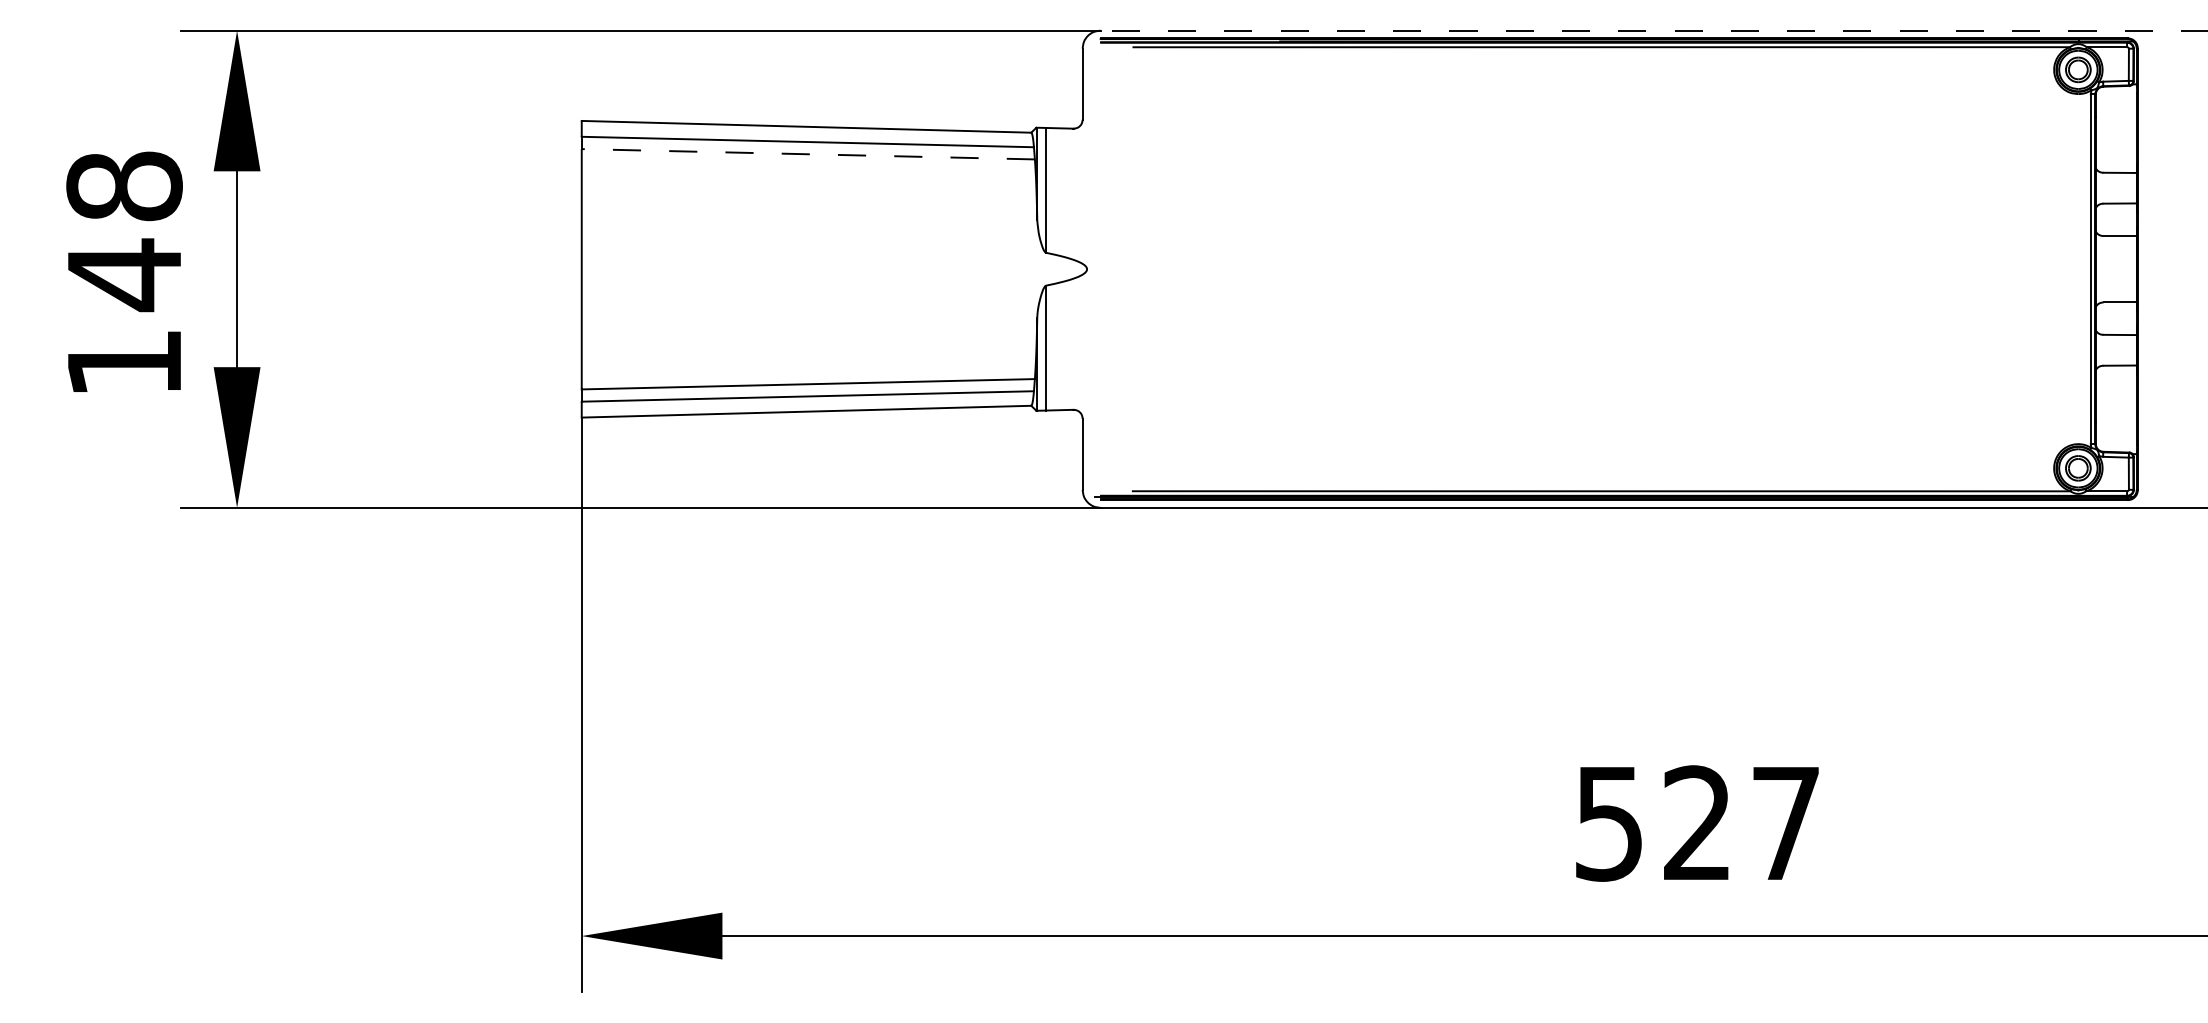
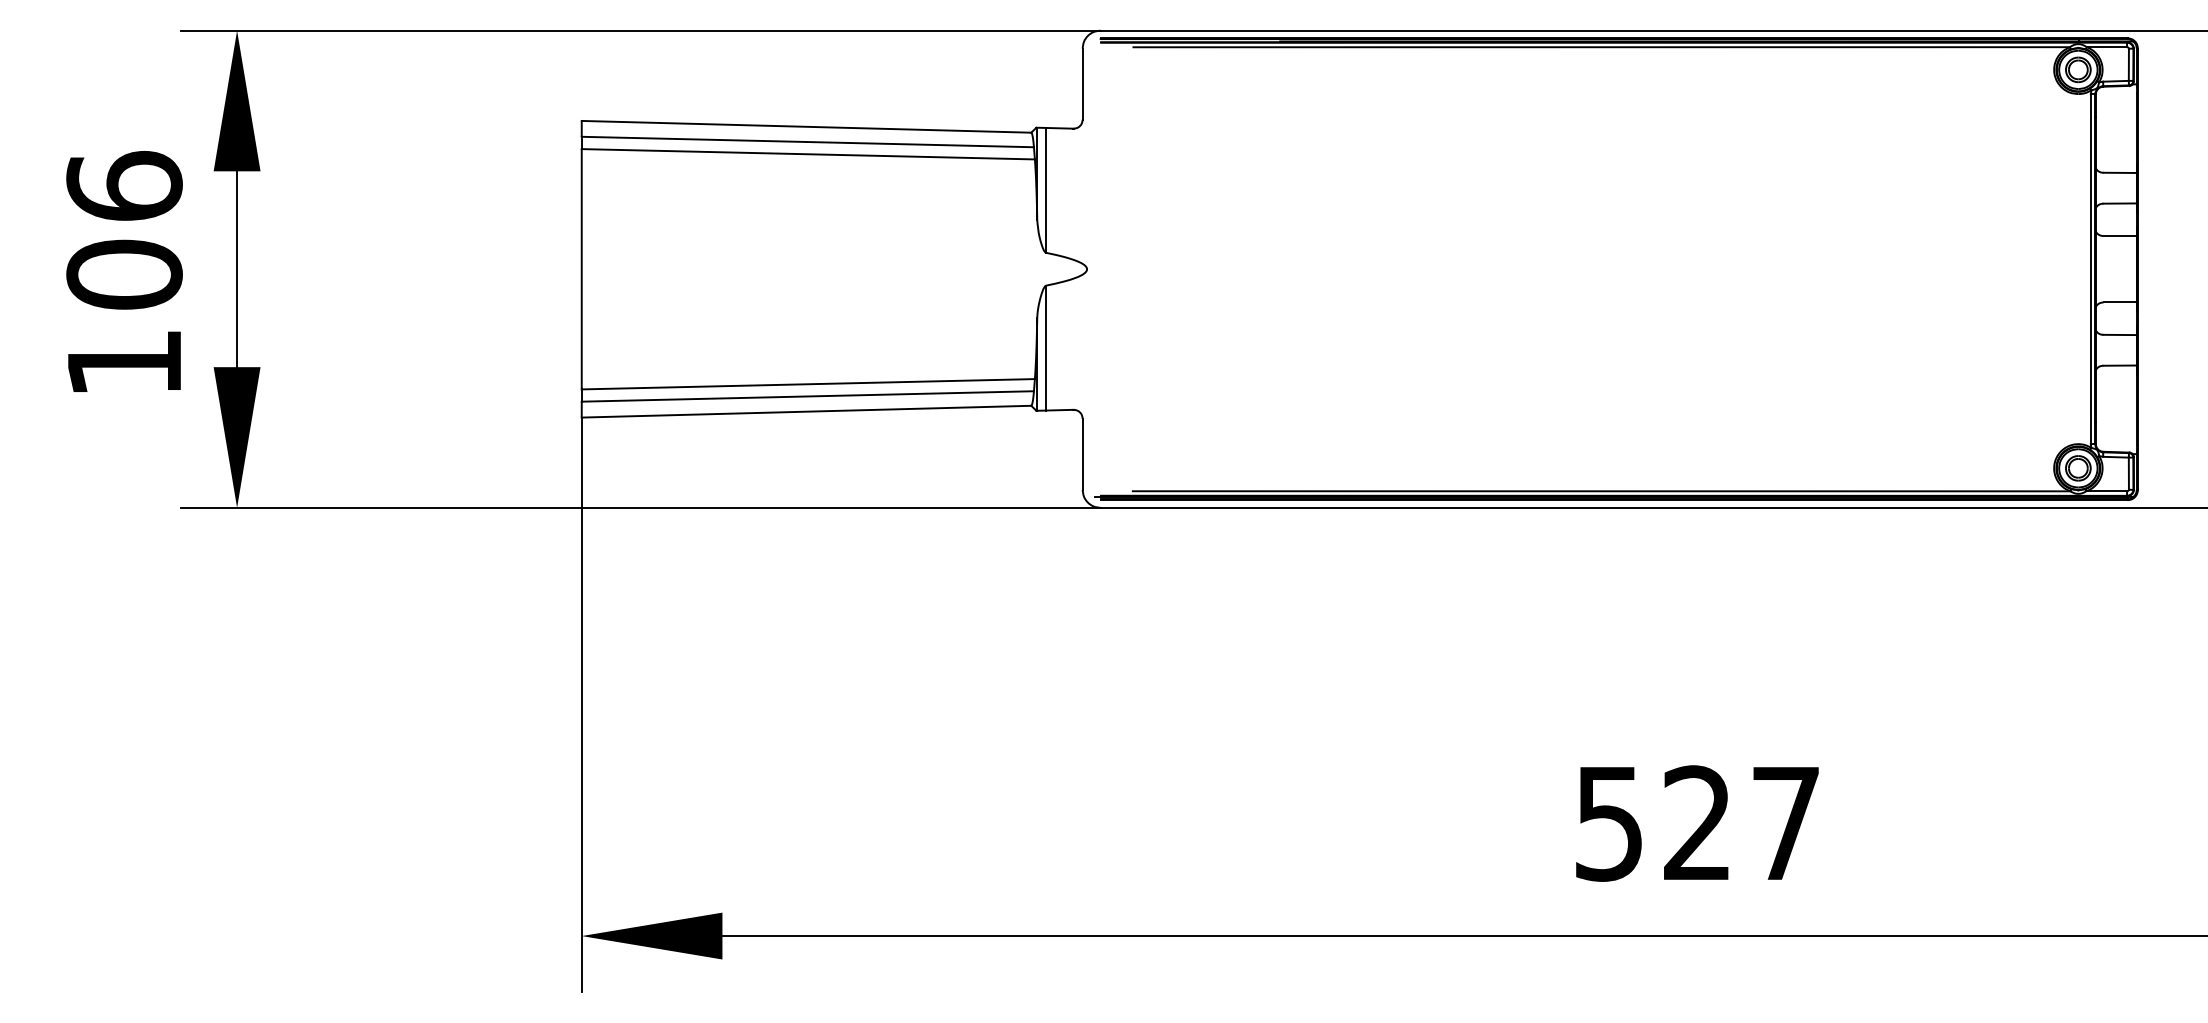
line: dashed -> solid (1653, 30)
line: dashed -> solid (808, 154)
text: 148 -> 106 (124, 231)
